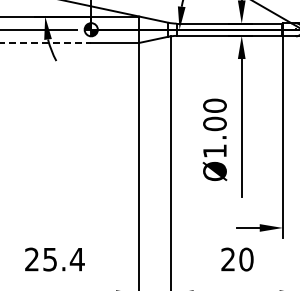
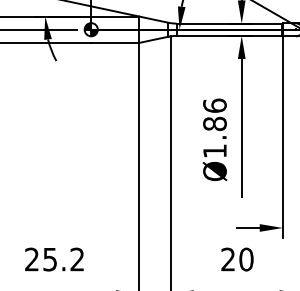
line: dashed -> solid (46, 42)
text: Ø1.00 -> Ø1.86 (214, 114)
text: 25.4 -> 25.2 (76, 259)
